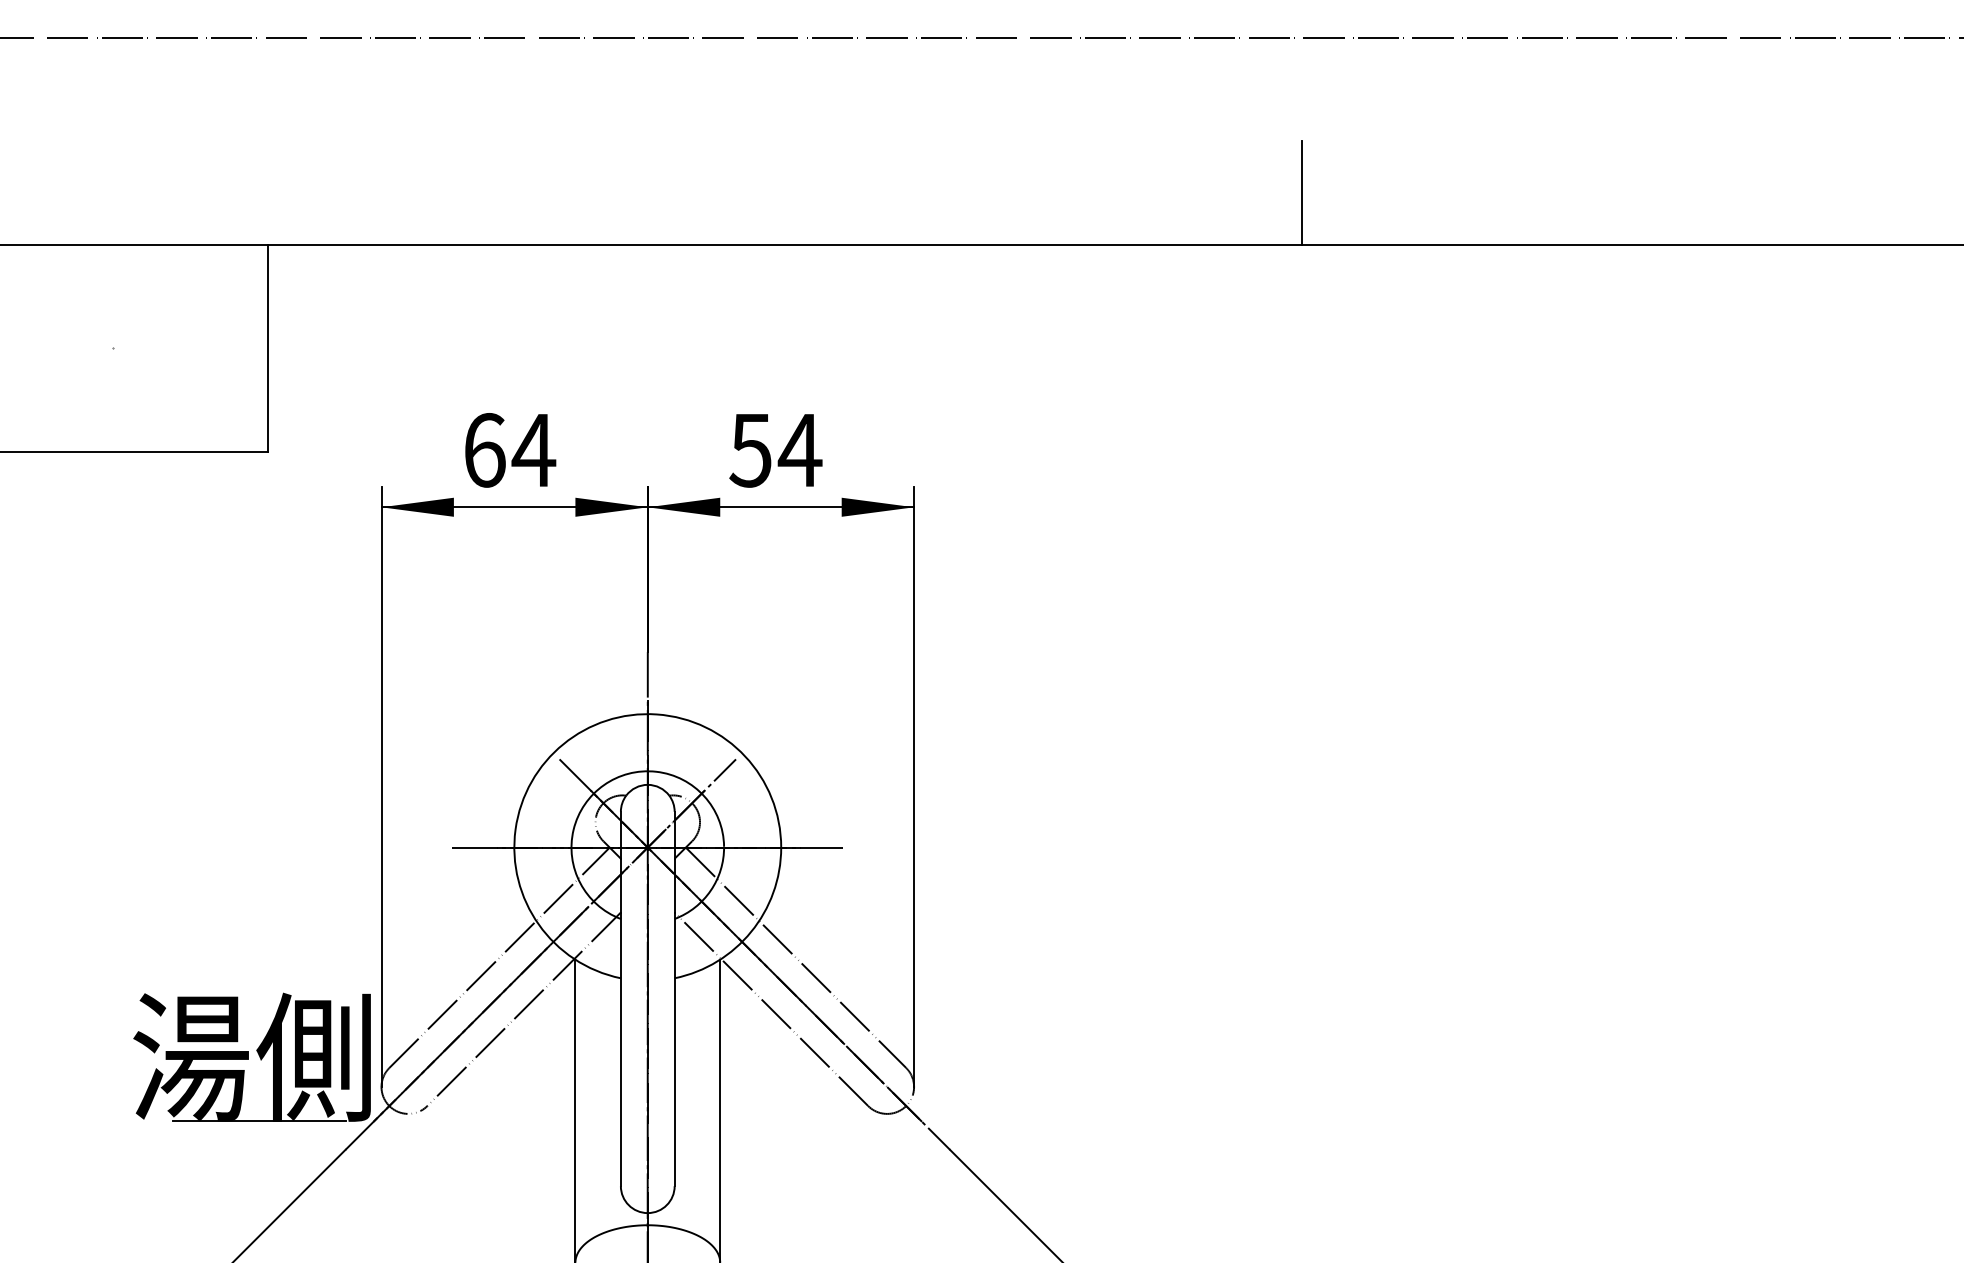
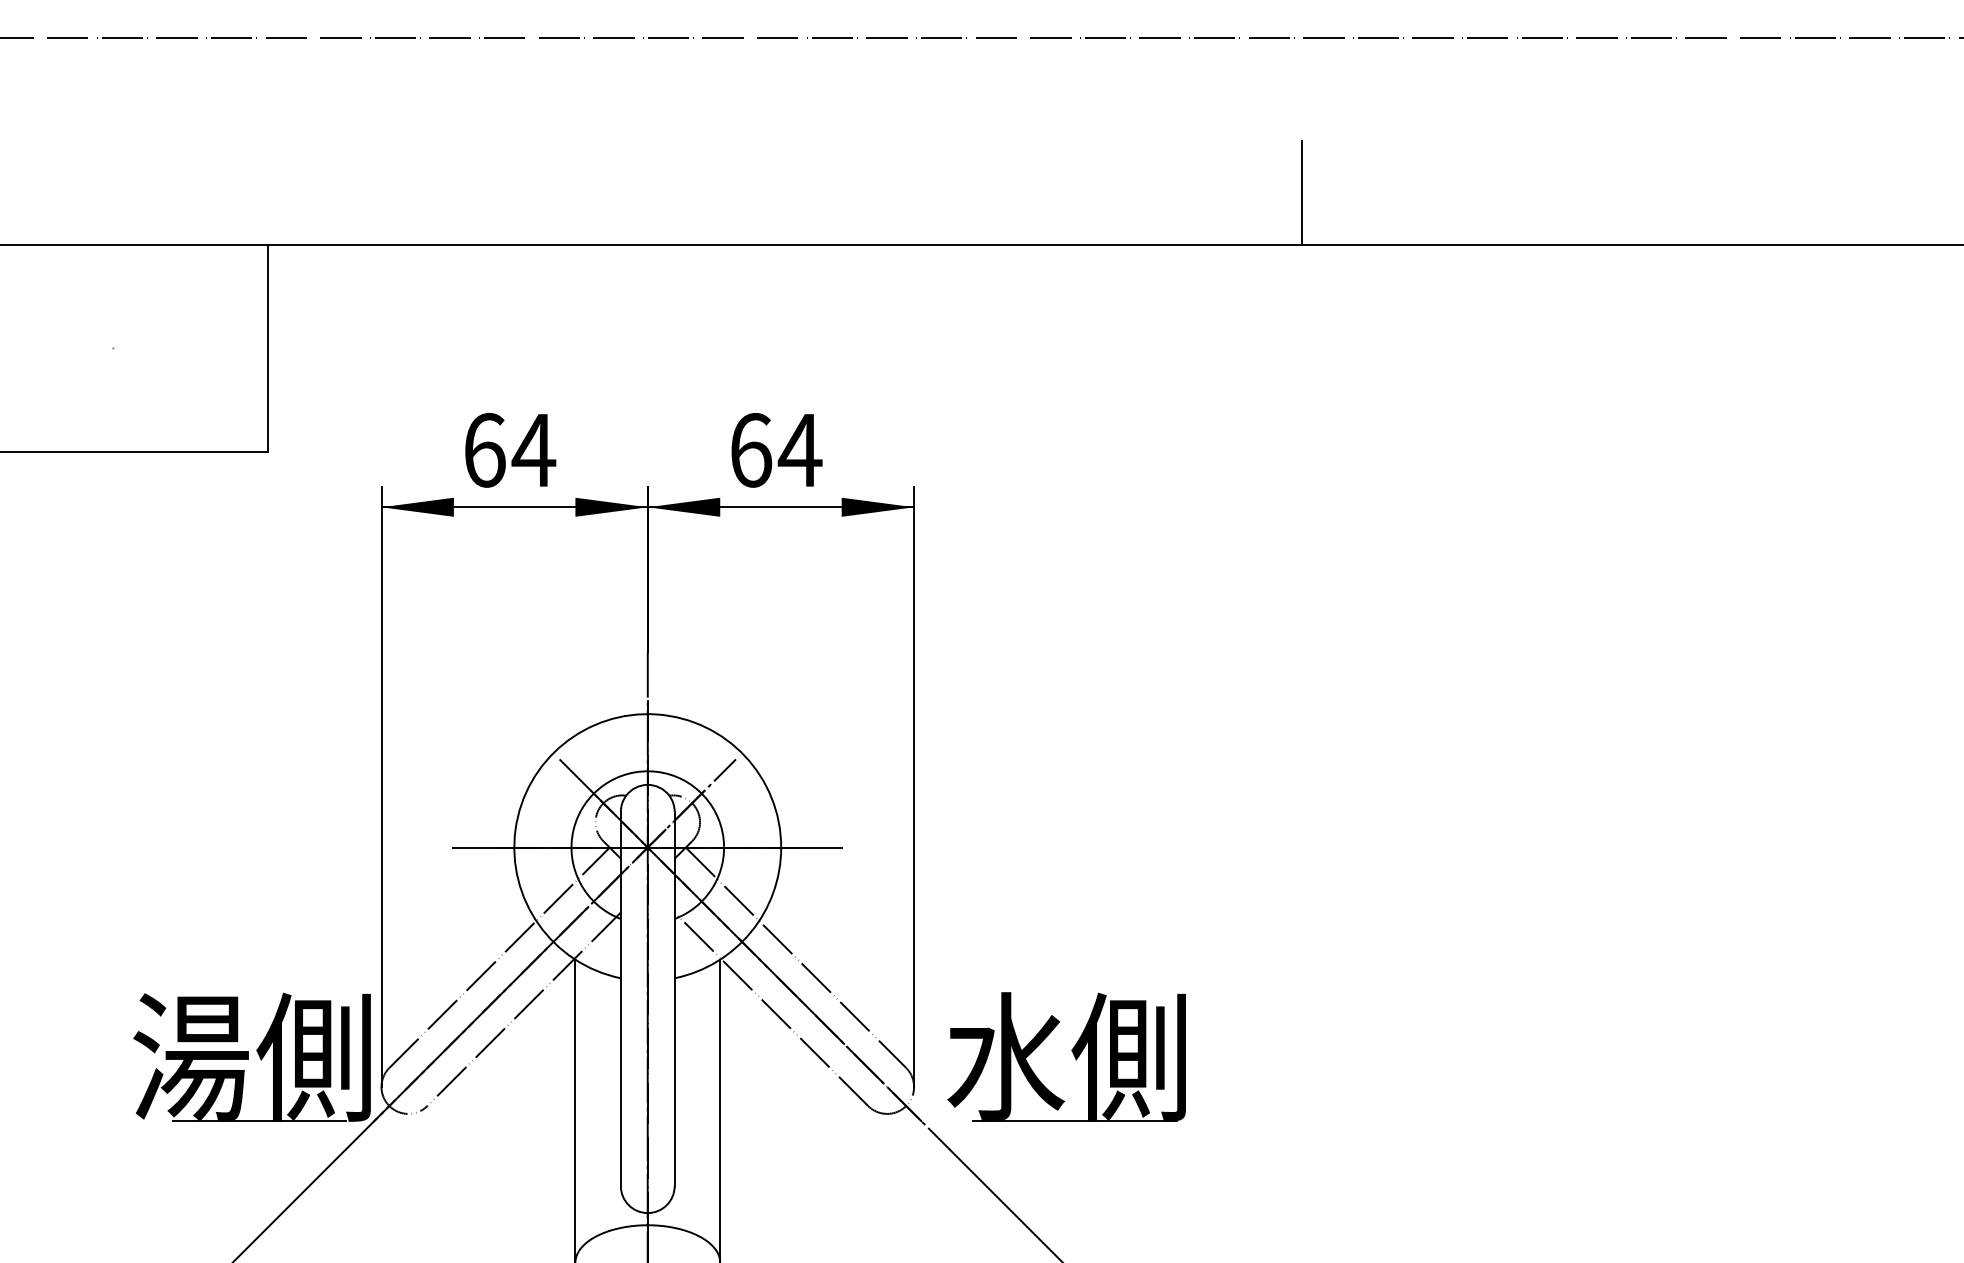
text: 54 -> 64 (750, 450)
part: none -> present (1072, 1053)
